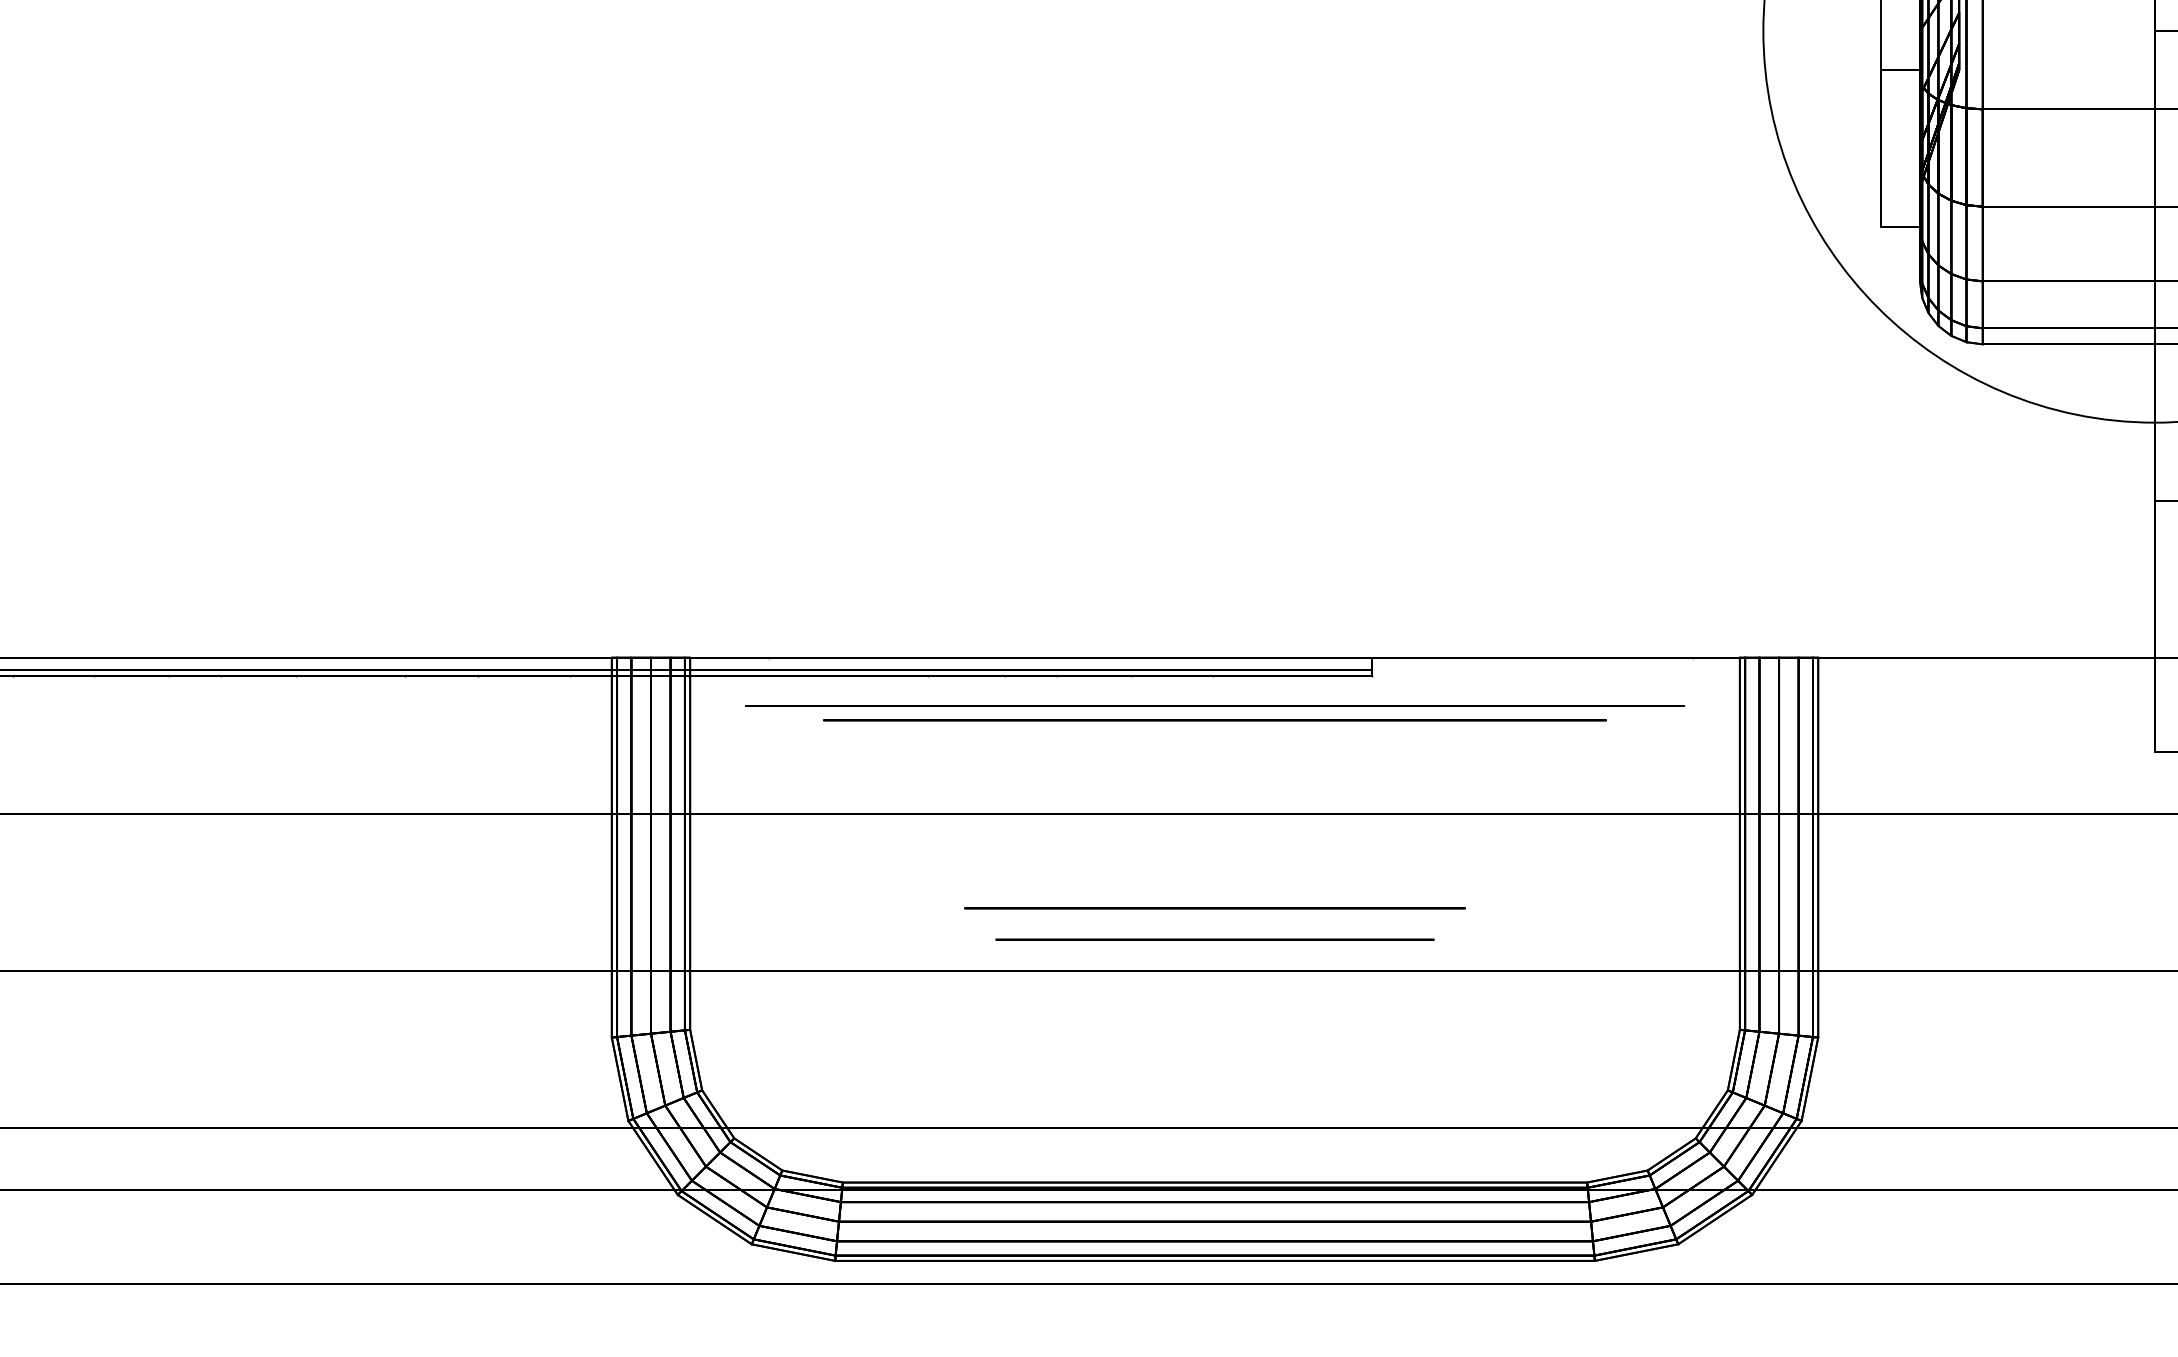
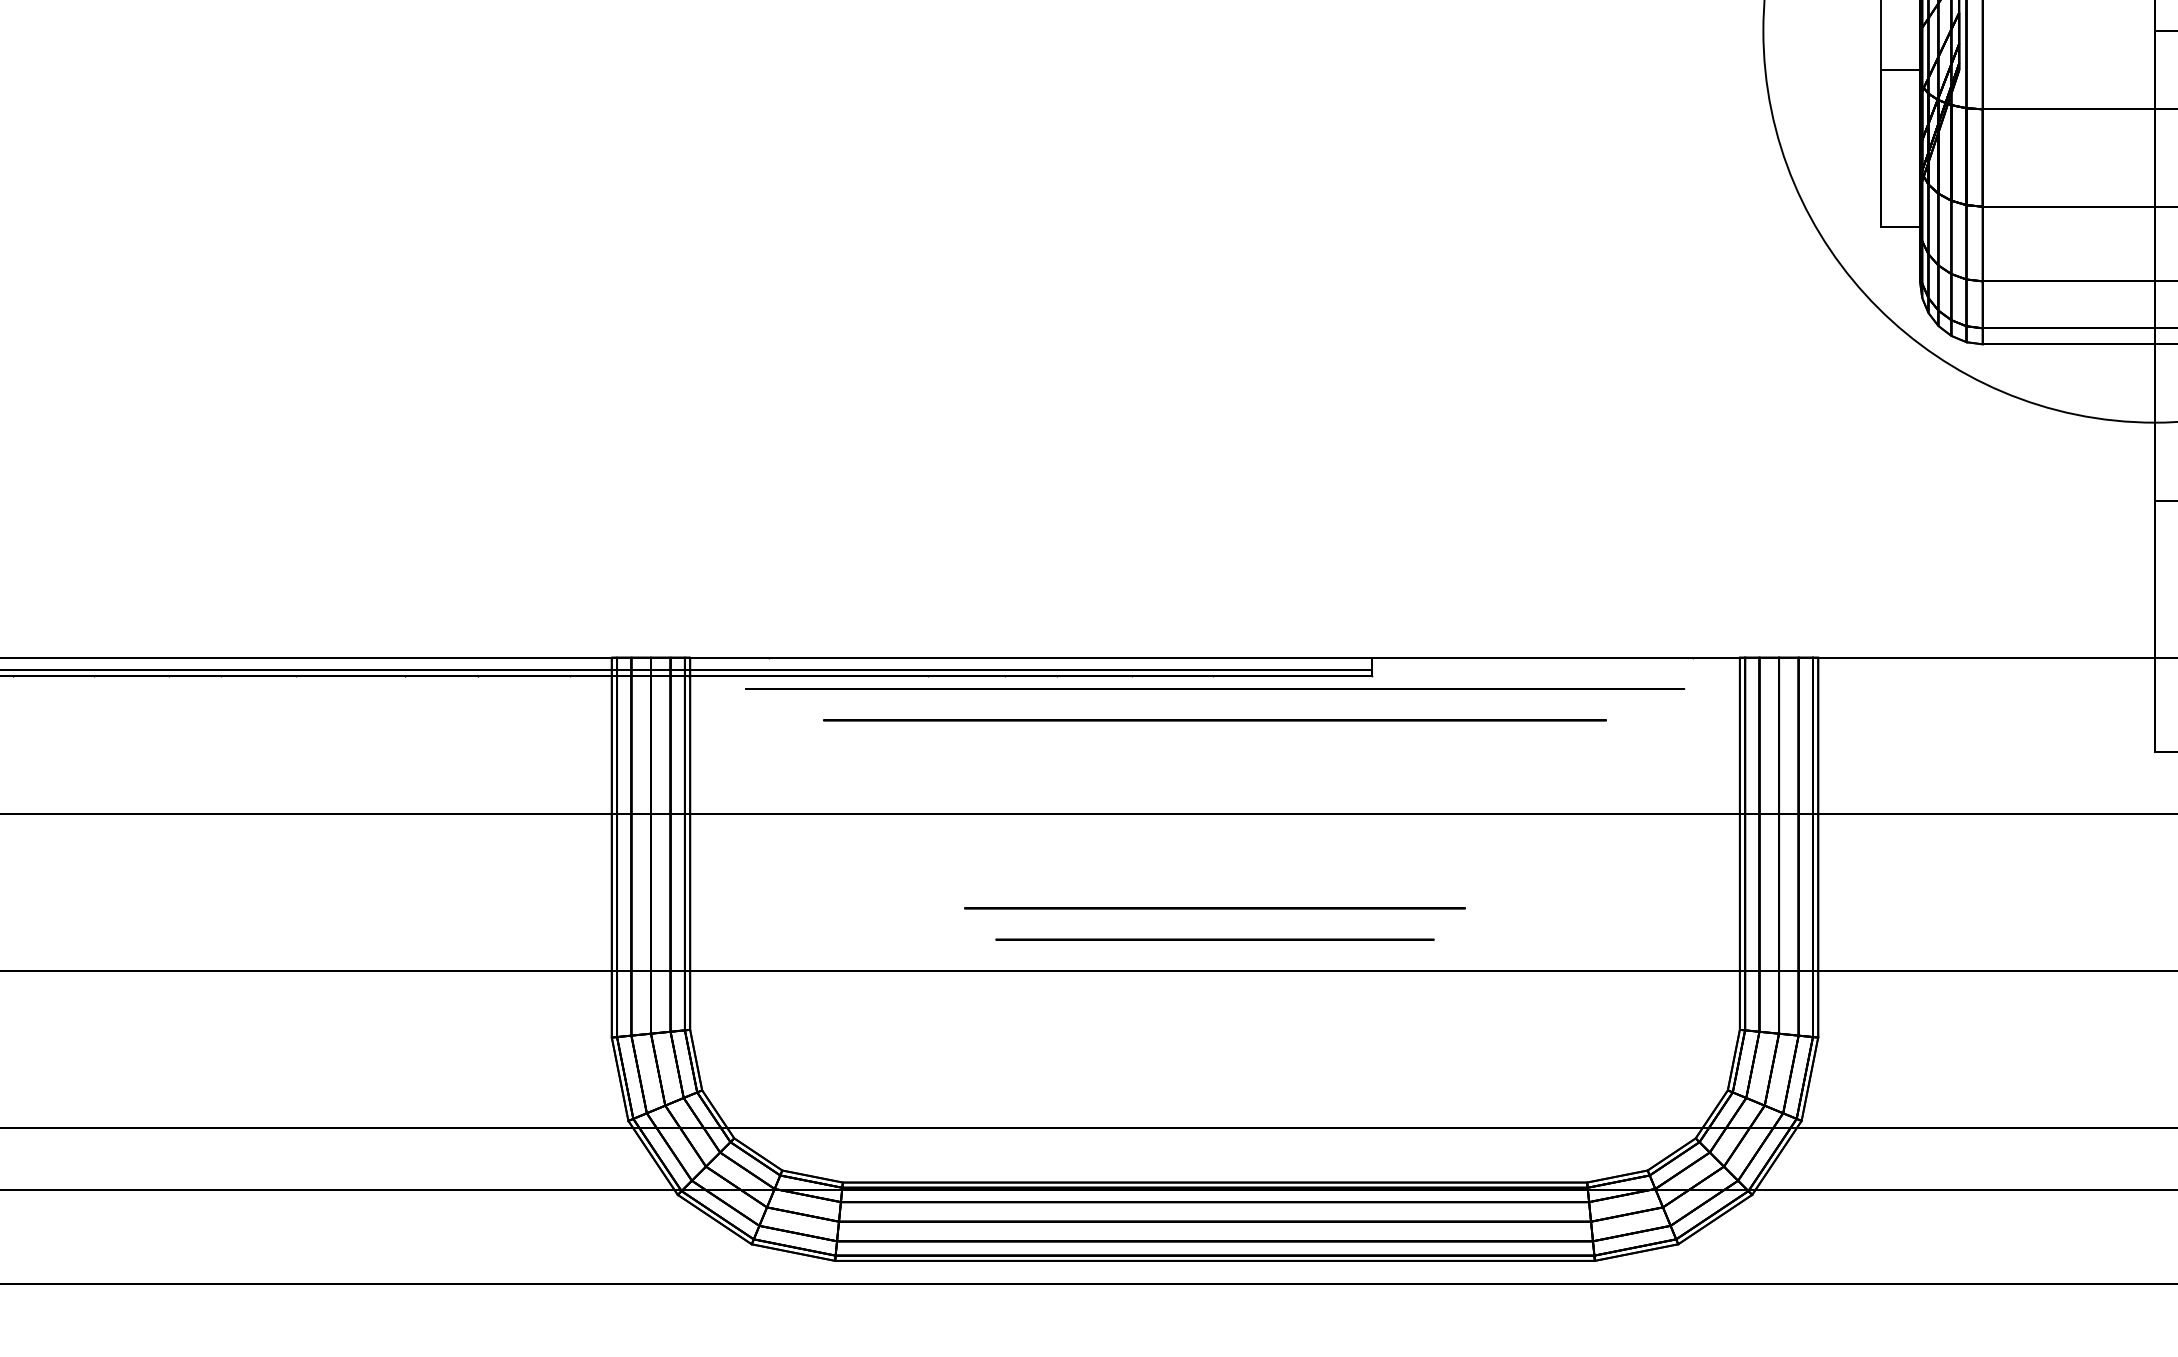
circle position: (1214, 705) -> (1214, 688) (1214, 688)
